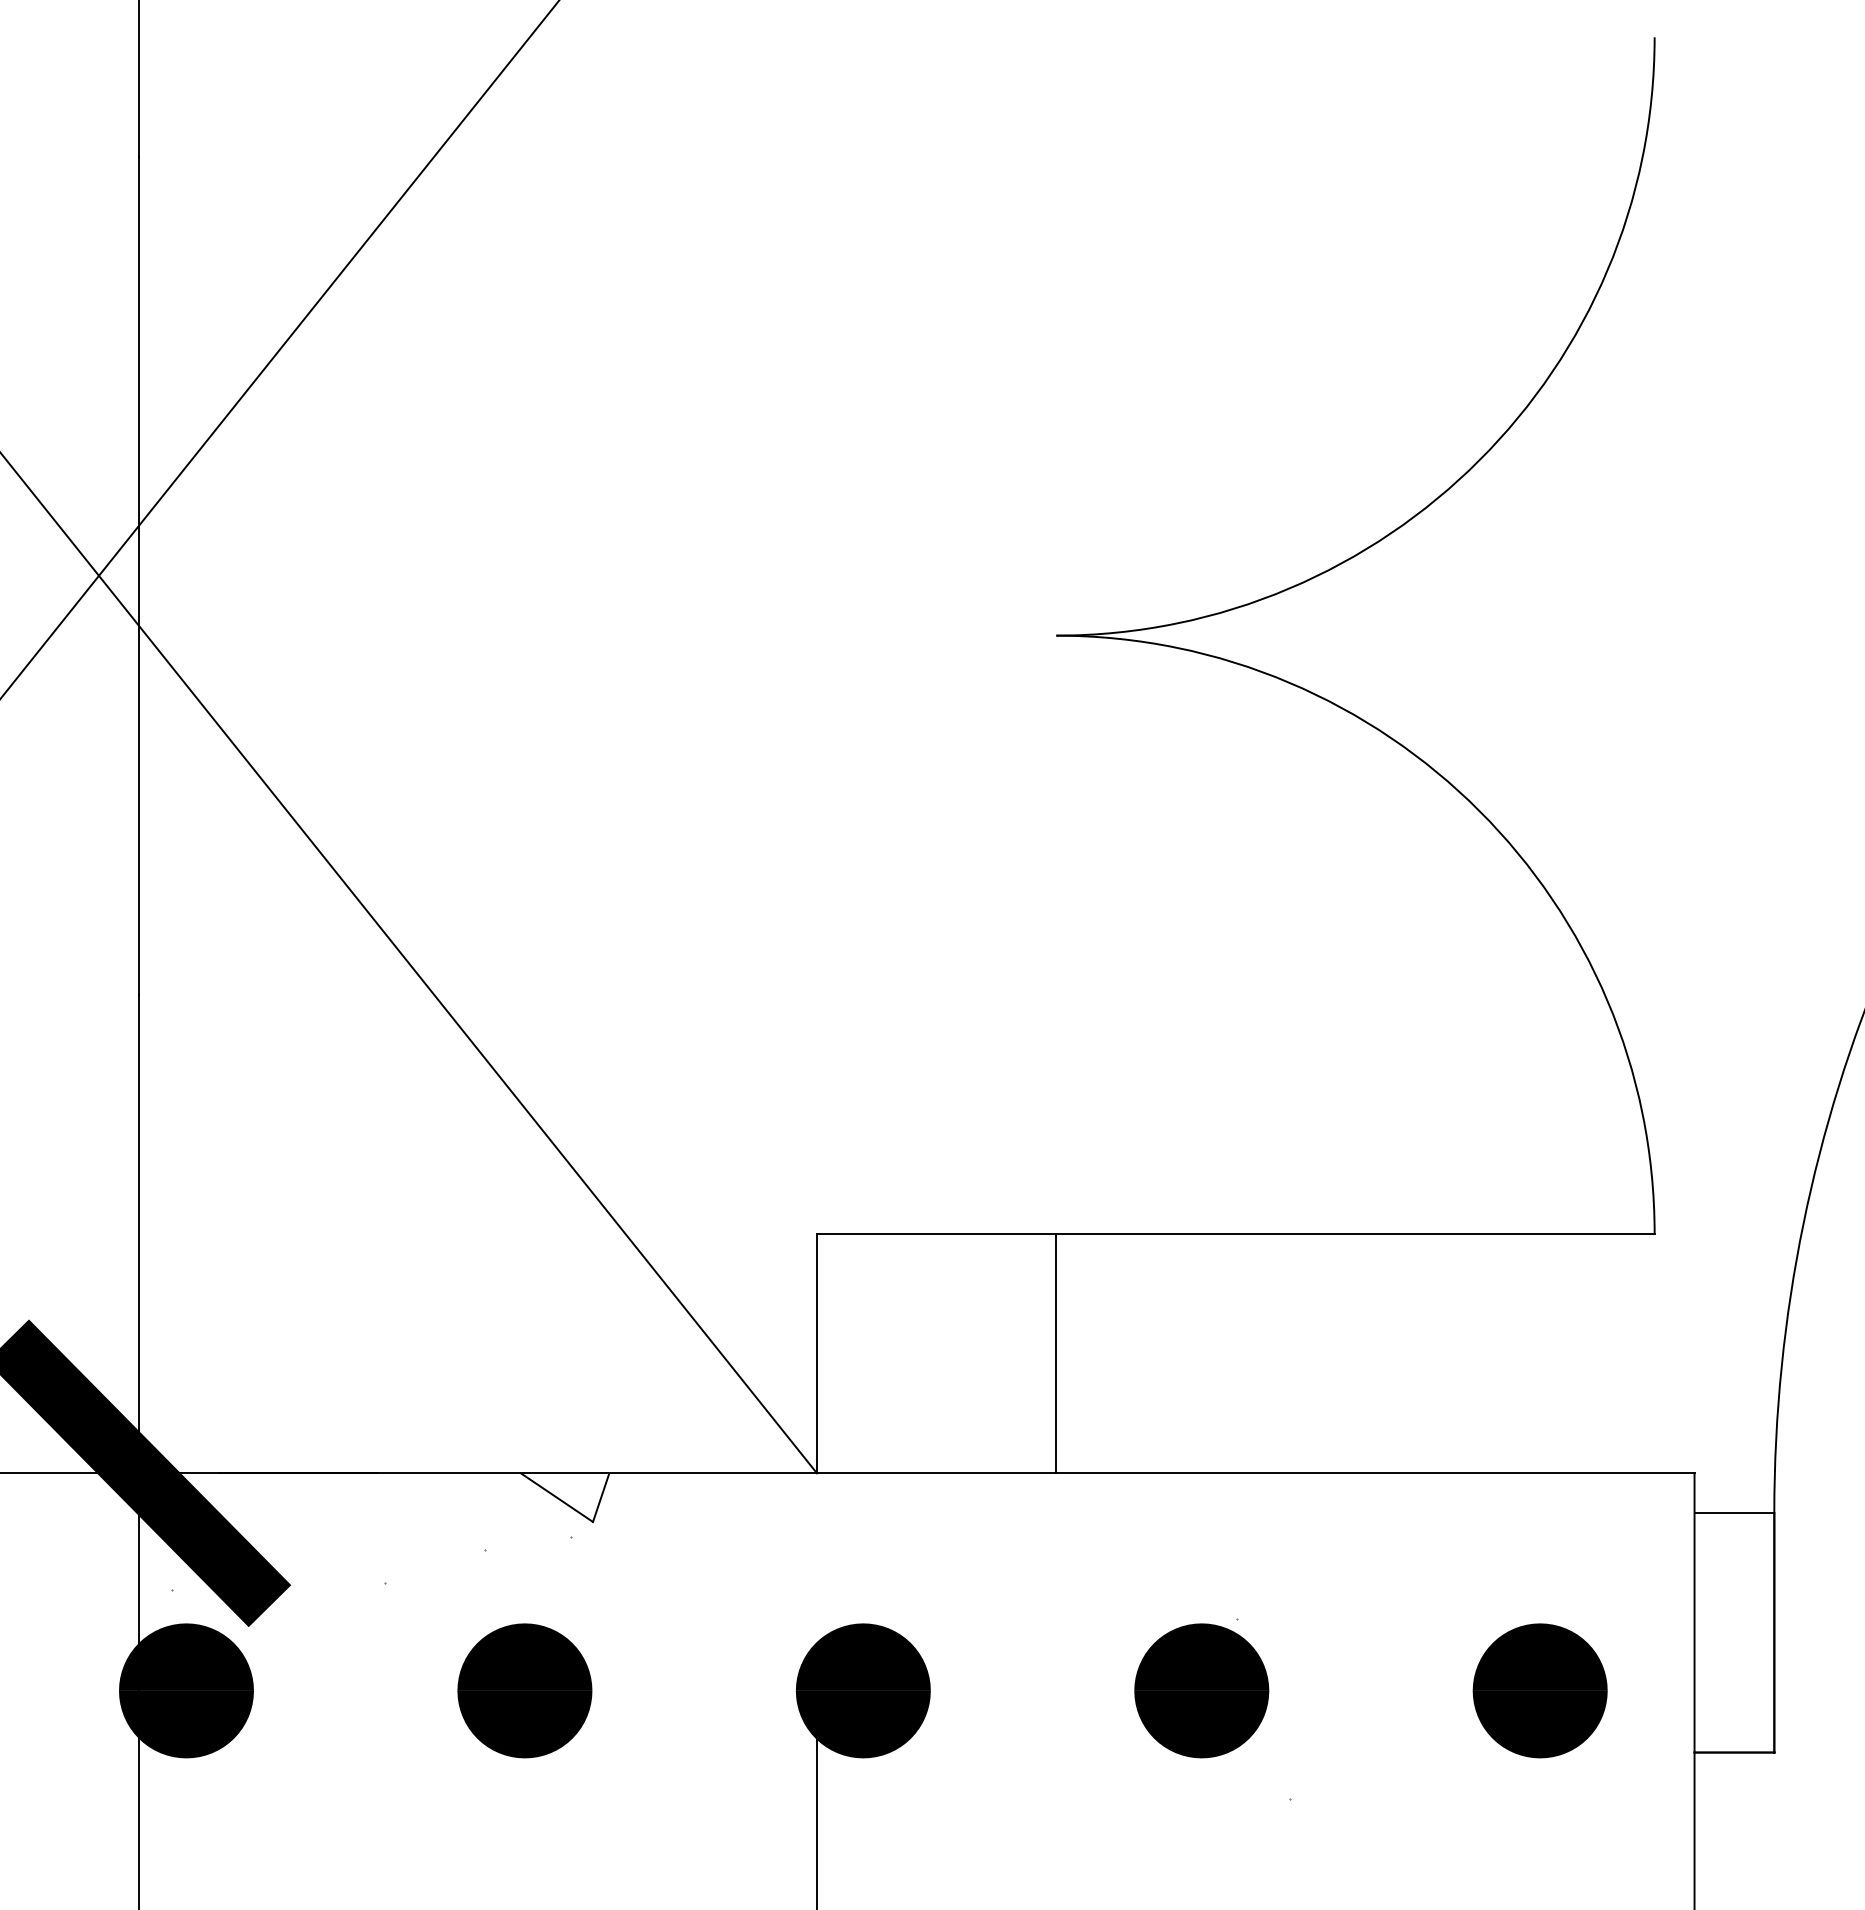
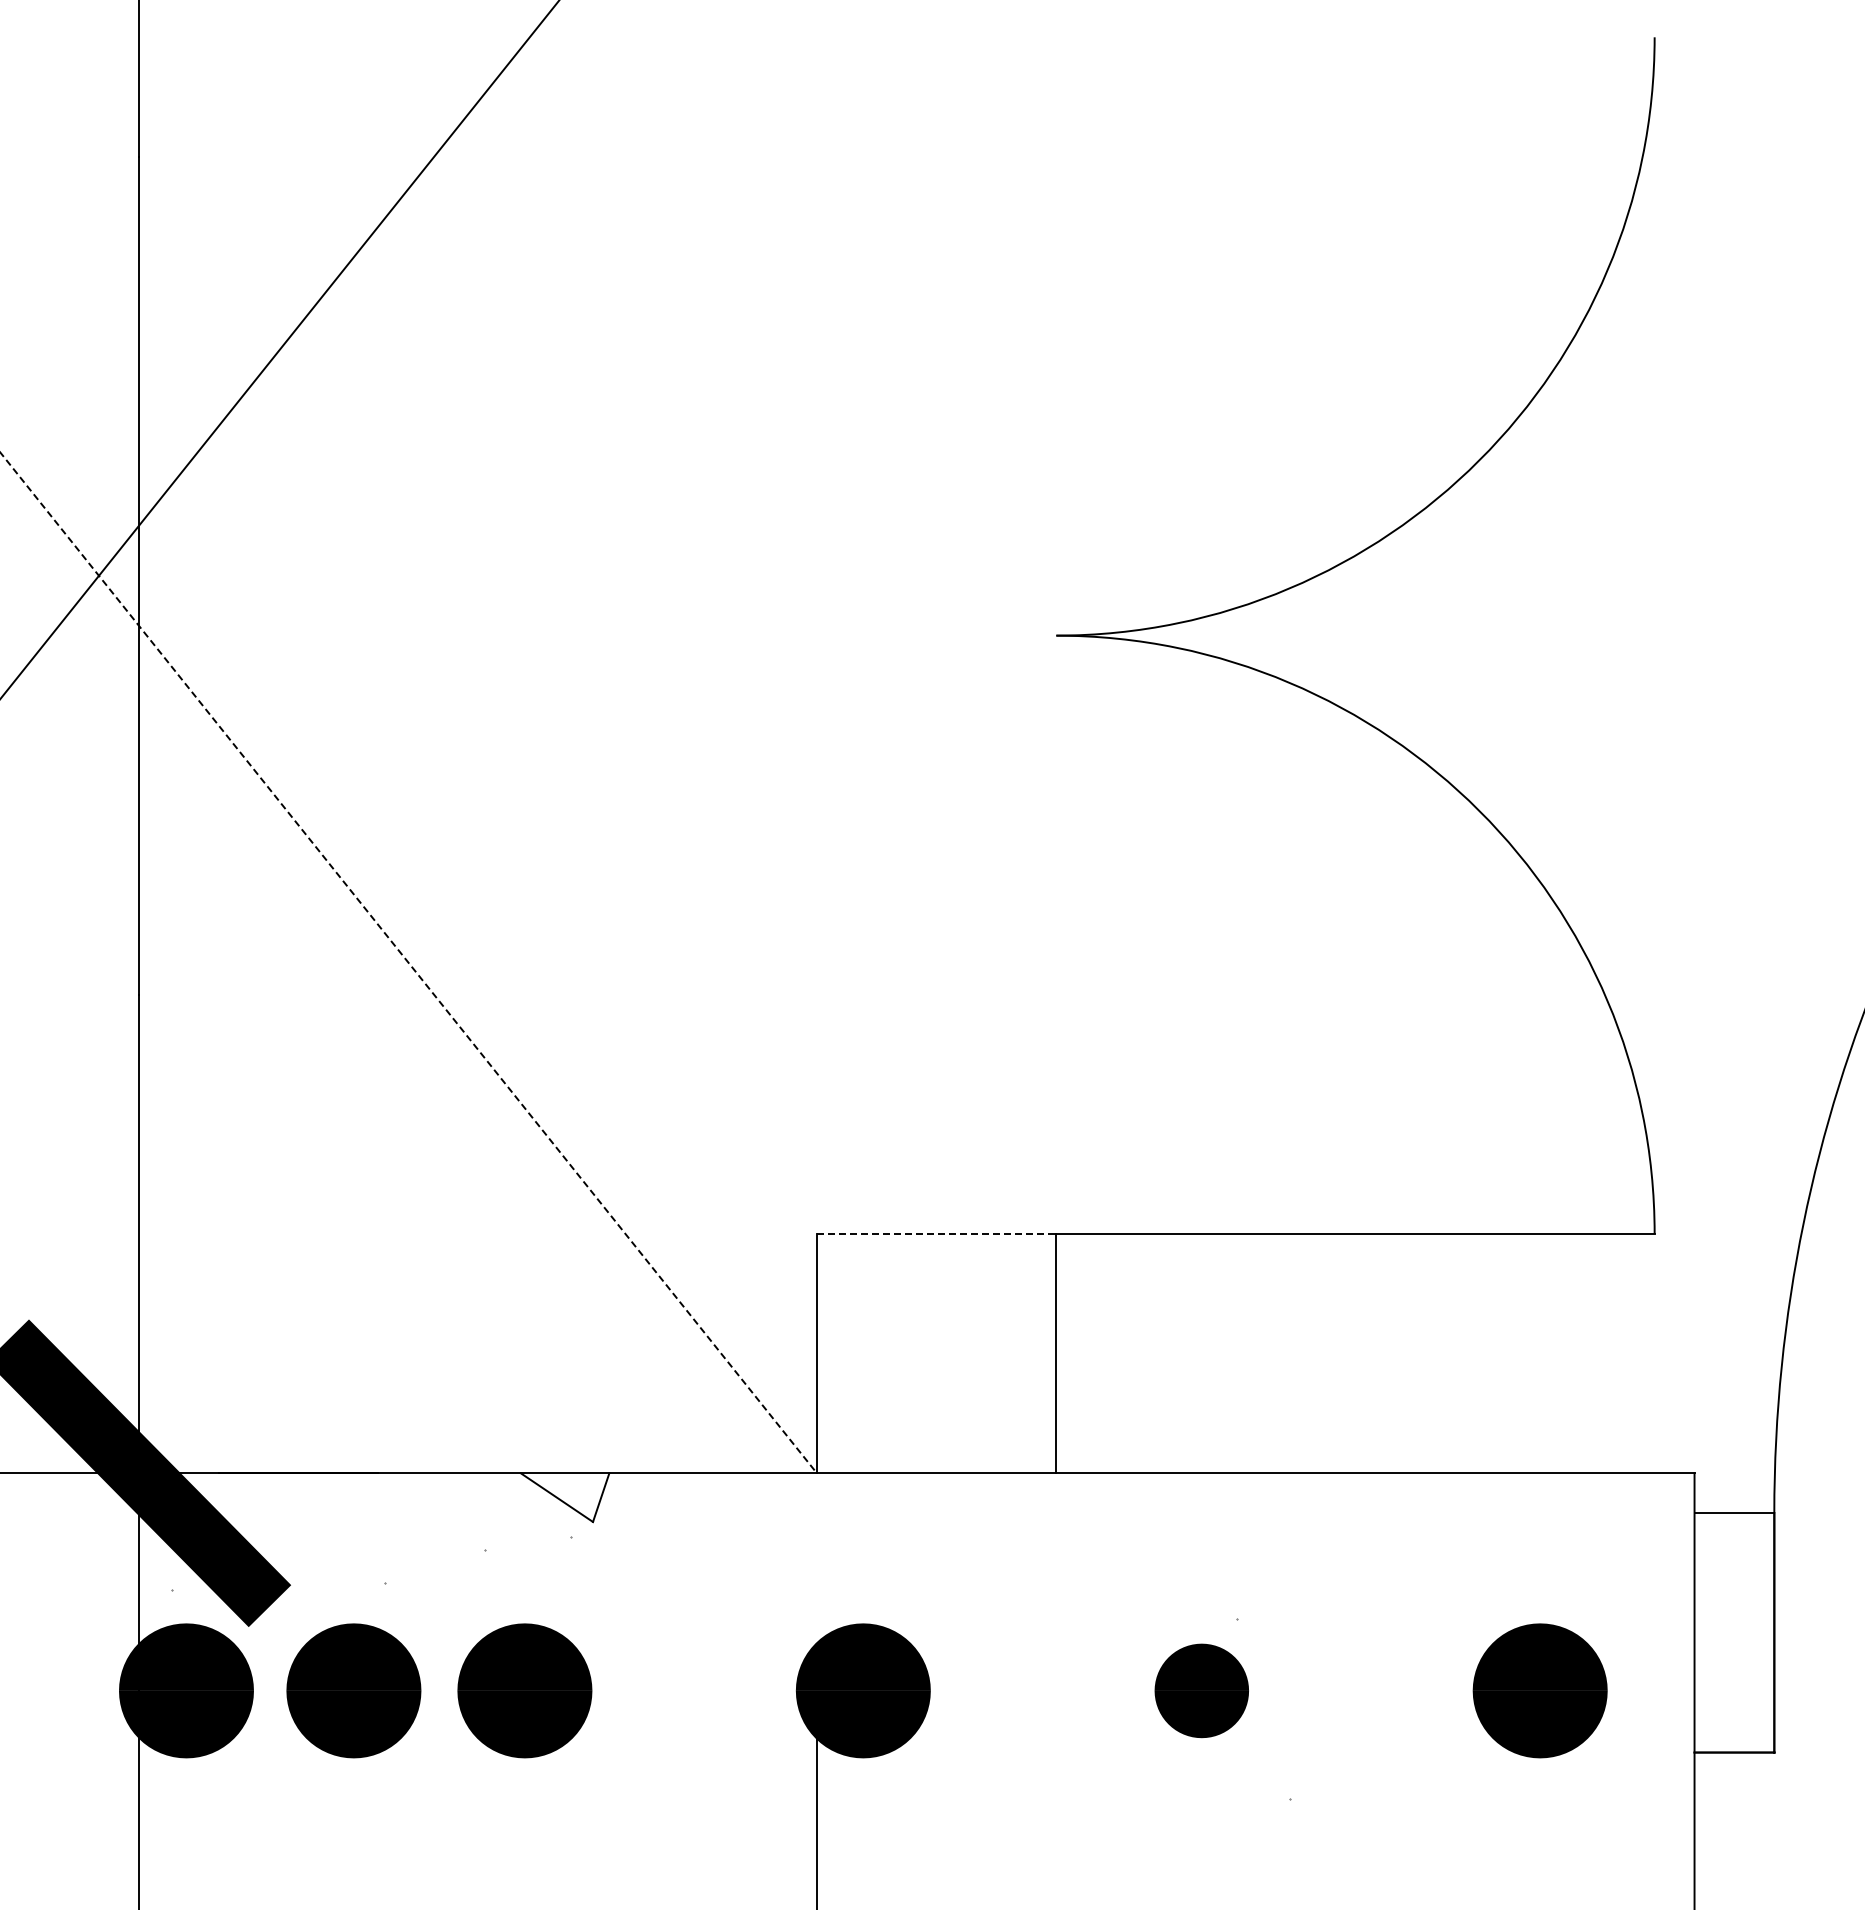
line: solid -> dashed (409, 963)
line: solid -> dashed (936, 1233)
part: none -> present (353, 1690)
part size: 136x136 px -> 95x96 px (1201, 1690)
